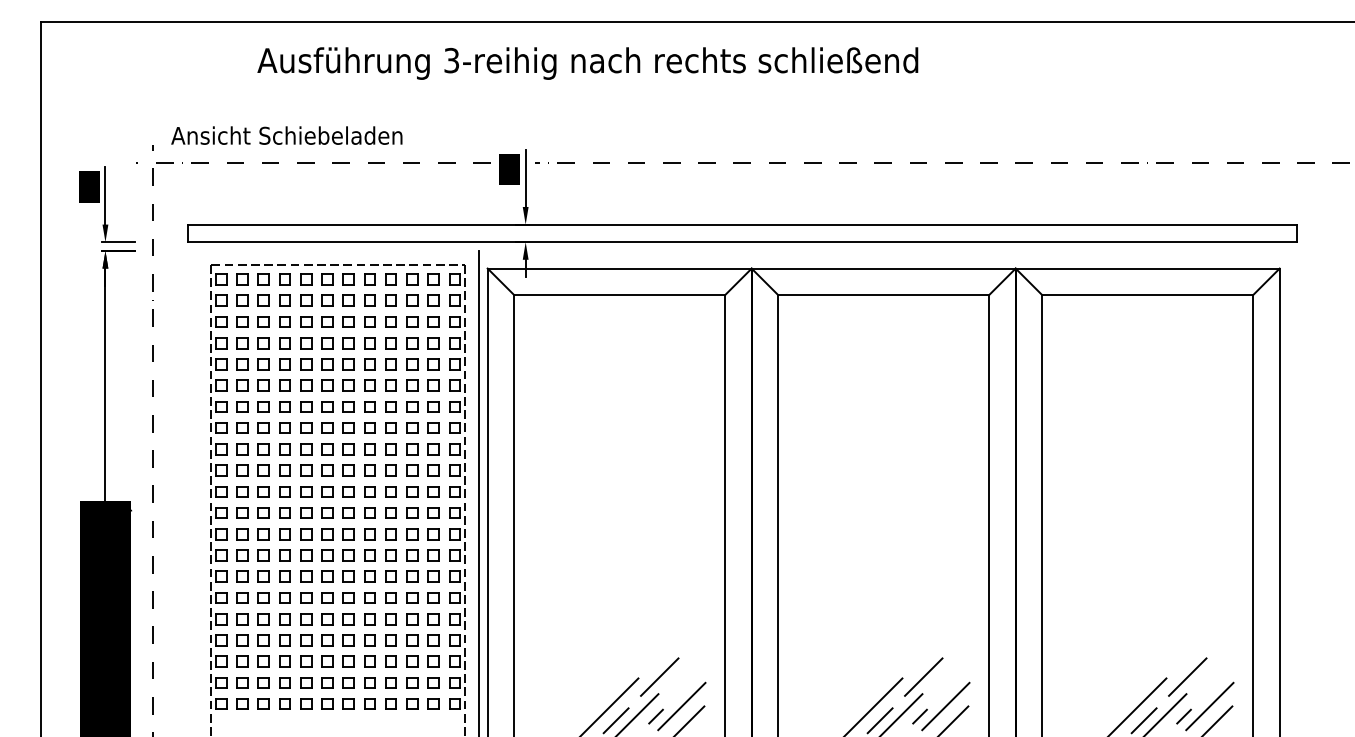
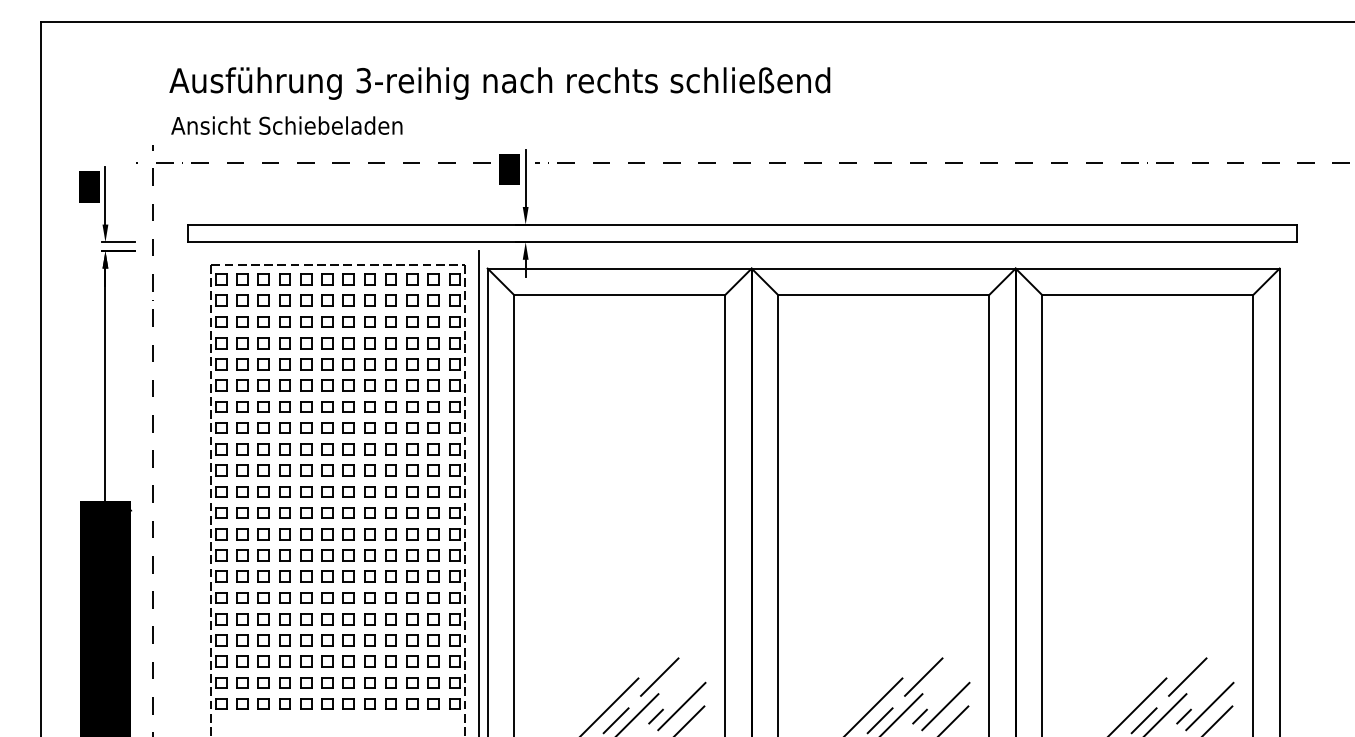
text position: (587, 63) -> (499, 83) (499, 83)
text position: (286, 135) -> (286, 125) (286, 125)
